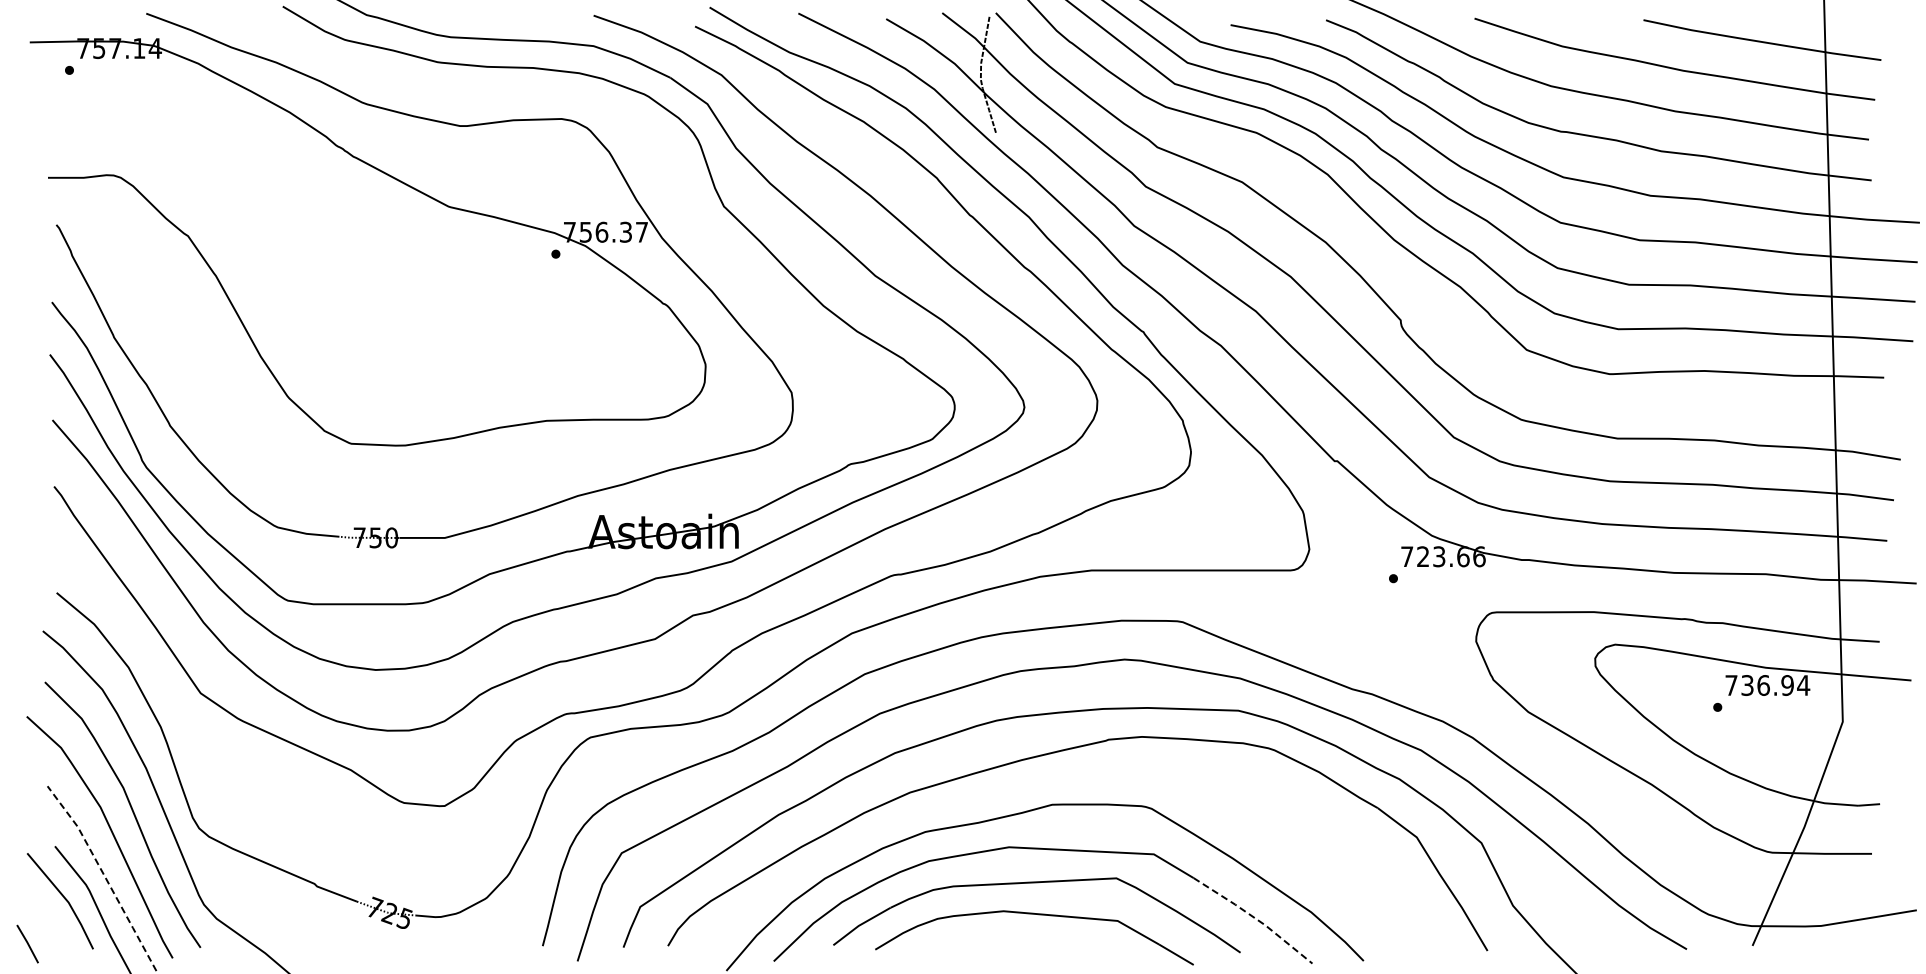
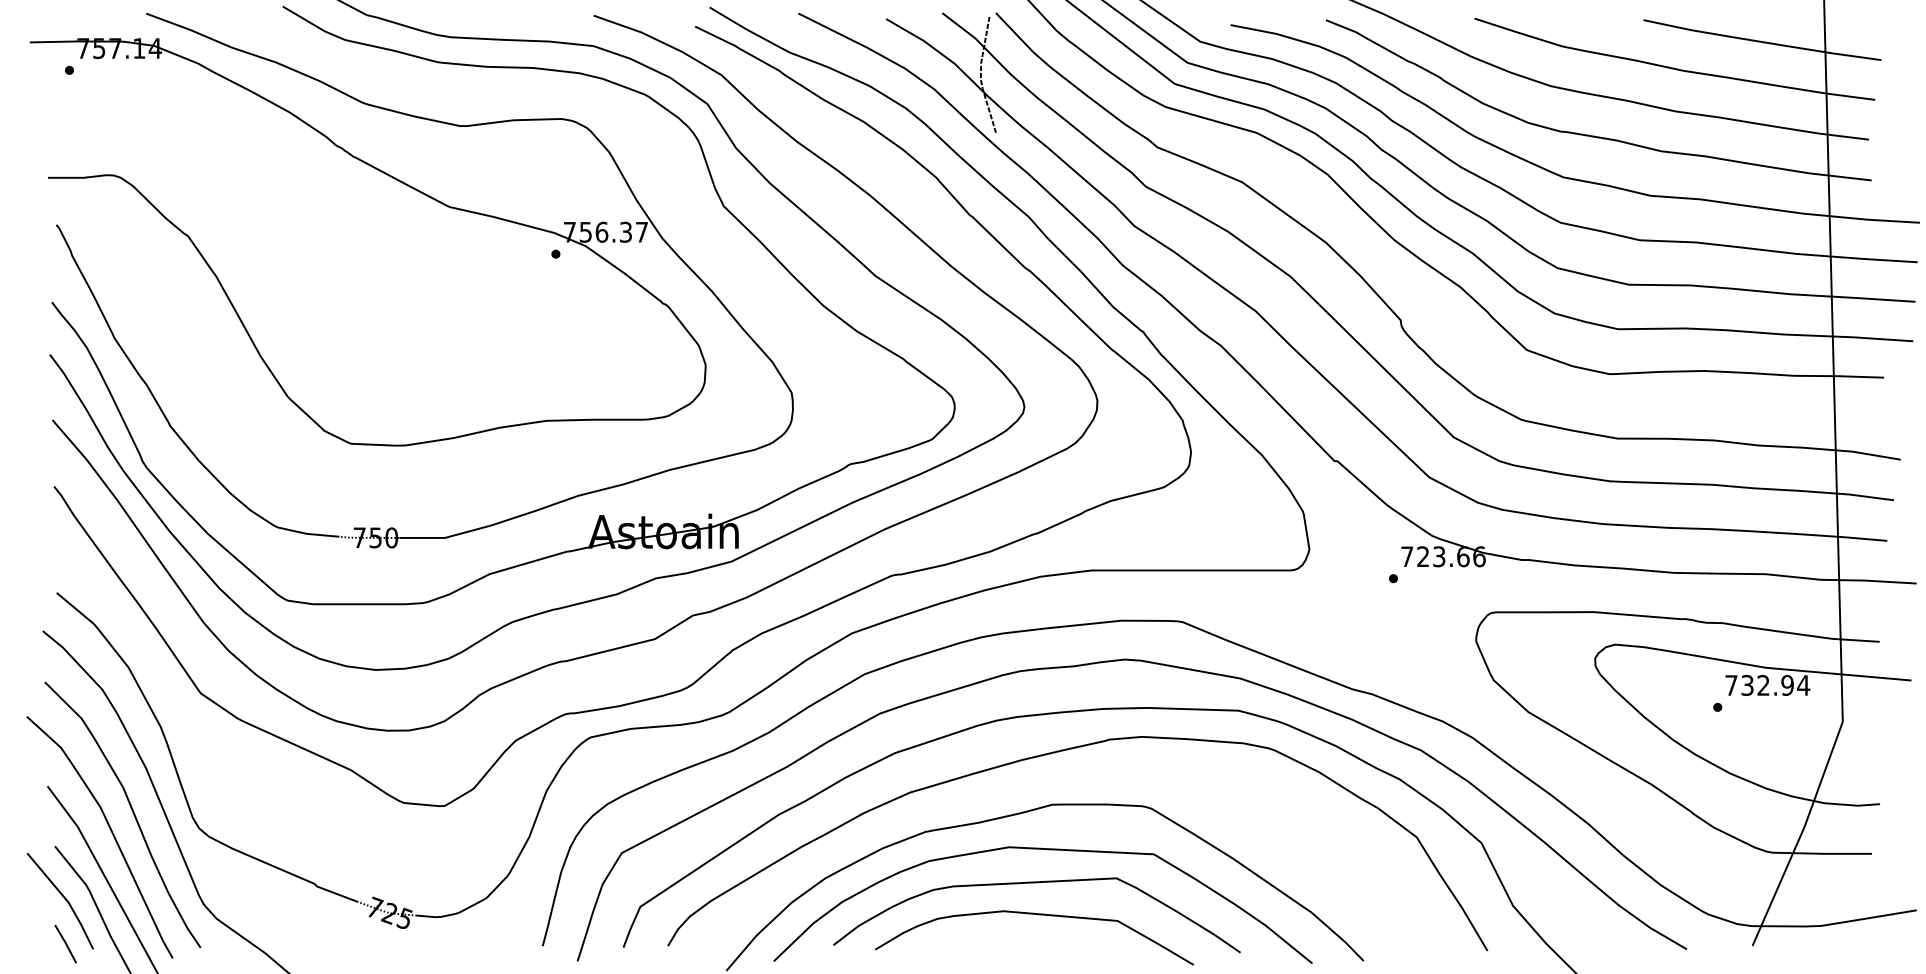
text: 736.94 -> 732.94 (1763, 685)
line: dashed -> solid (105, 877)
line: dashed -> solid (1254, 918)
line position: (27, 943) -> (65, 943) (65, 943)
